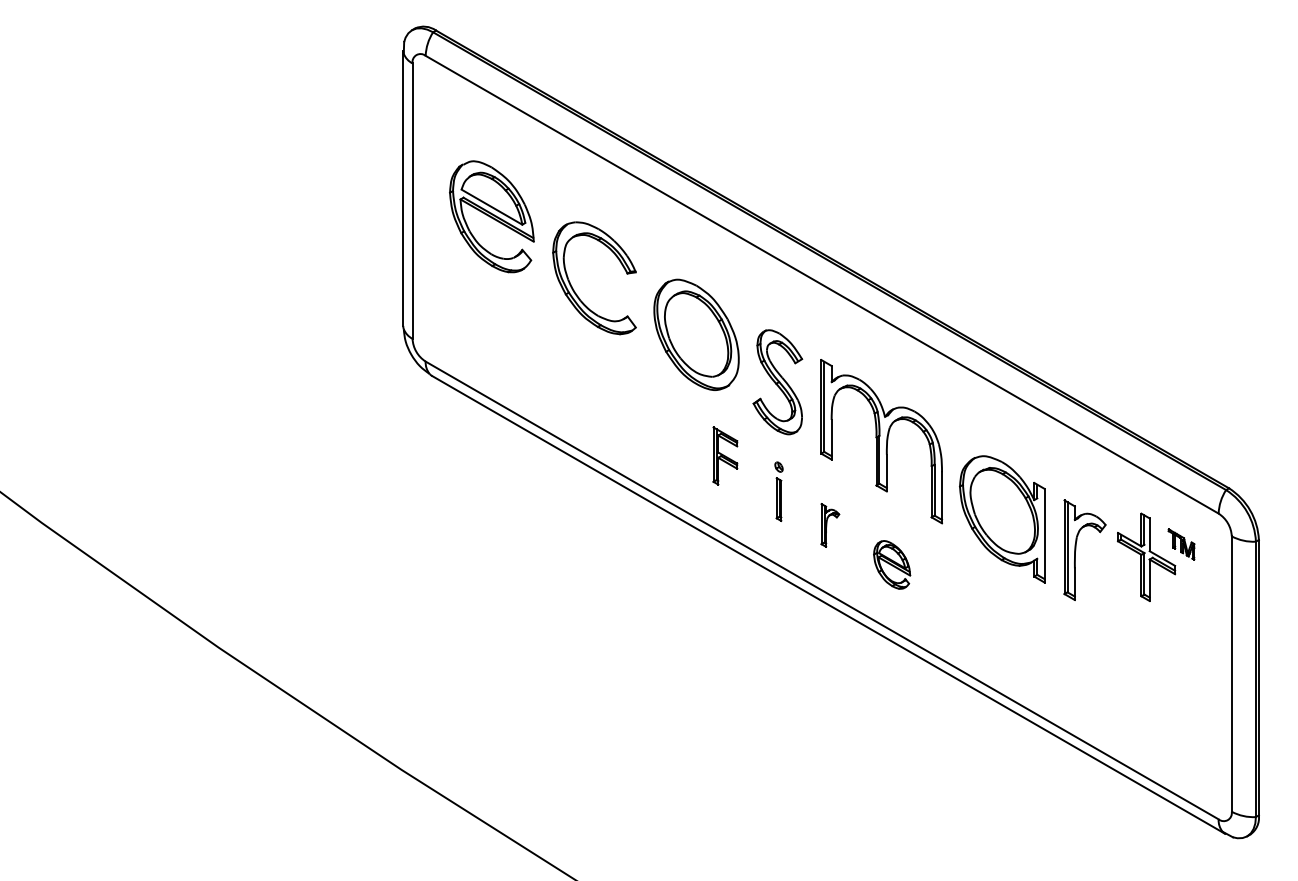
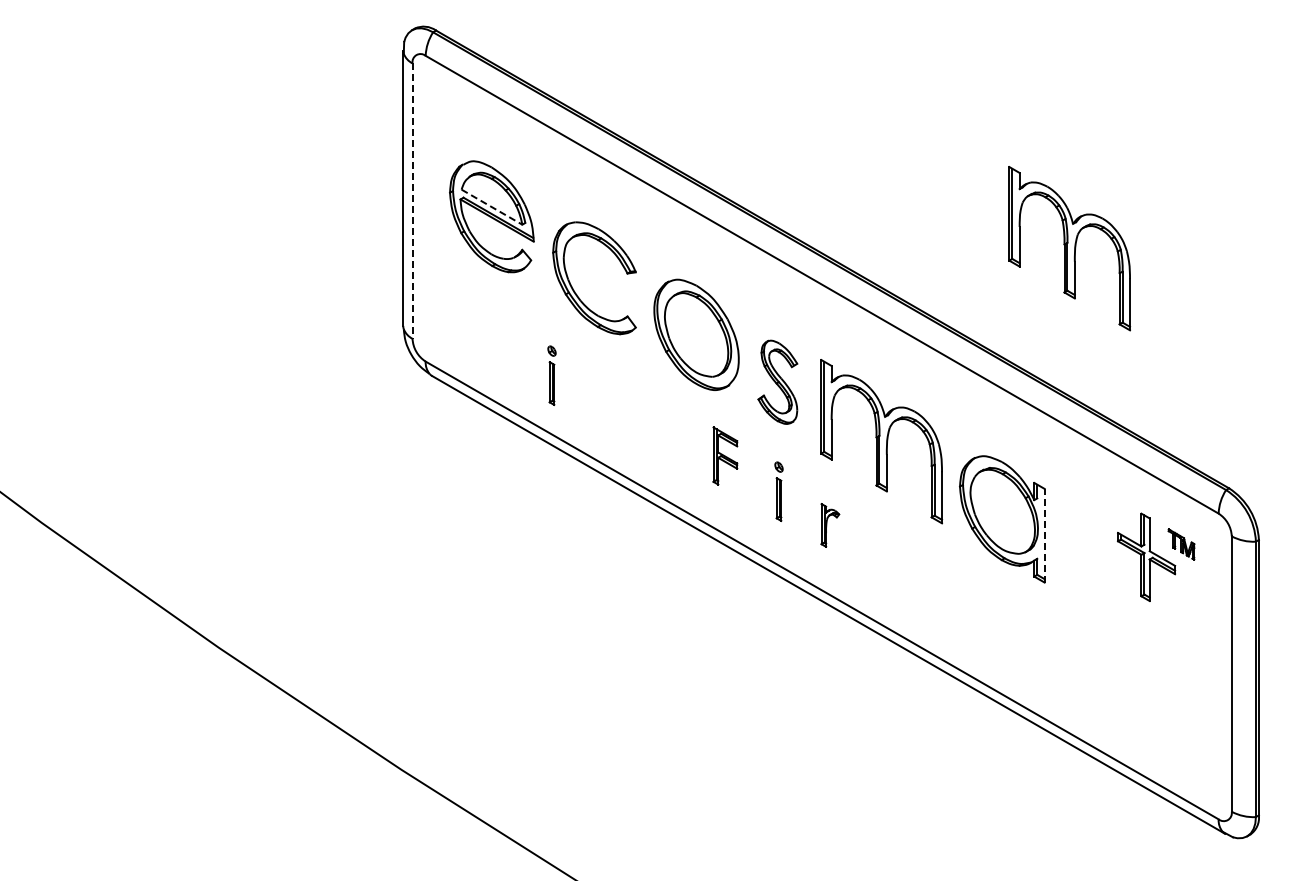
line: solid -> dashed (412, 201)
line: solid -> dashed (492, 207)
part: none -> present (1069, 248)
part: none -> present (551, 375)
part size: 52x107 px -> 42x86 px (777, 381)
line: solid -> dashed (1044, 535)
part: present -> none (1076, 549)
part: present -> none (892, 564)
